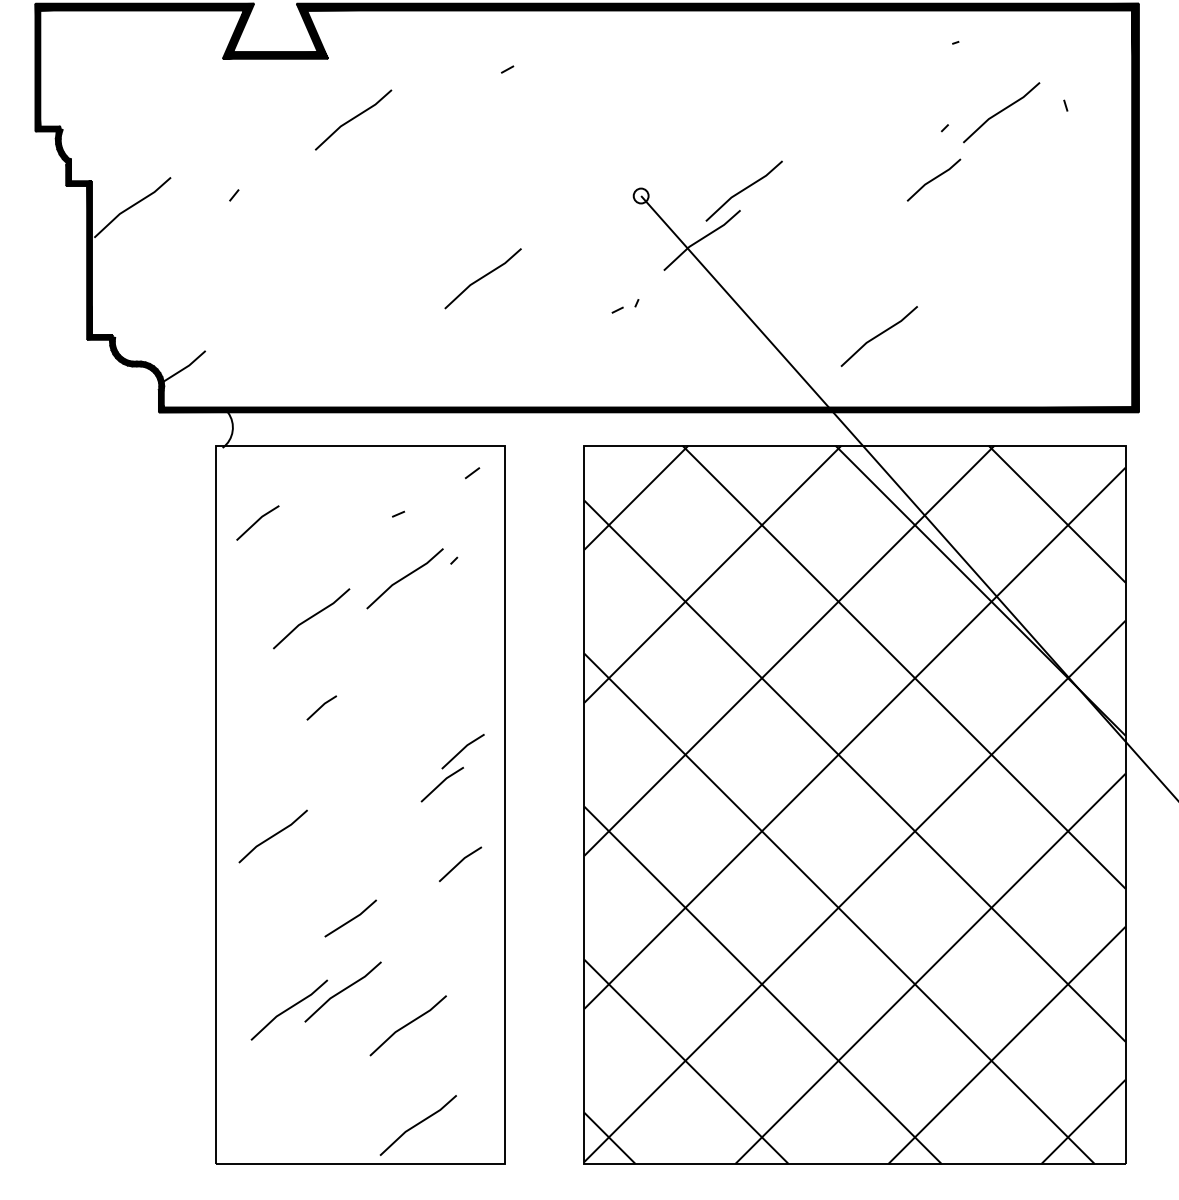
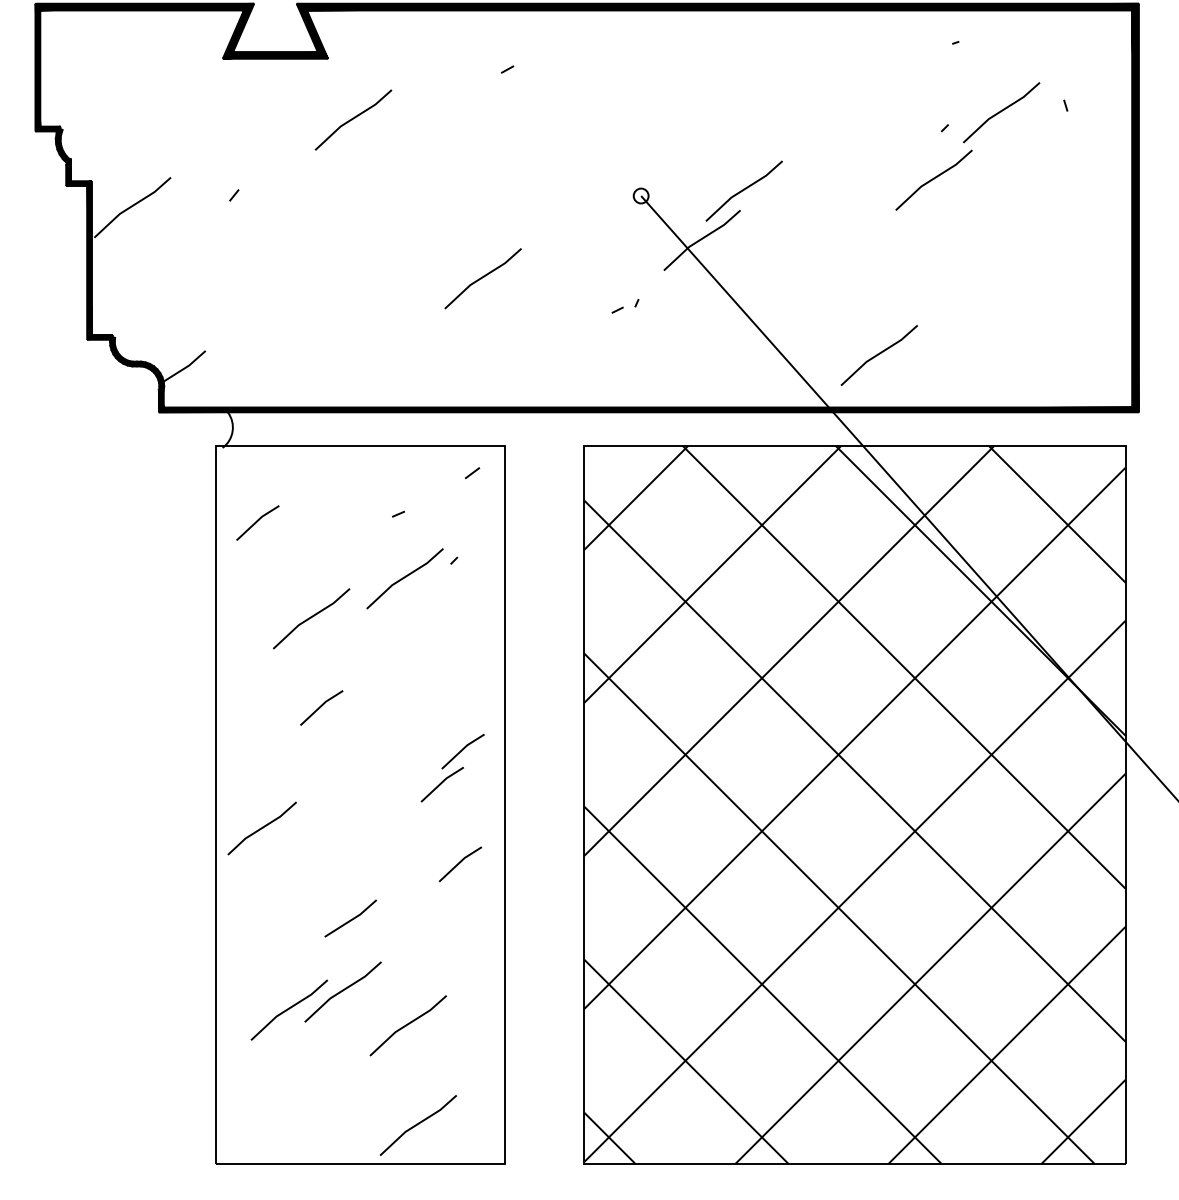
part size: 56x44 px -> 78x62 px (933, 179)
part position: (878, 336) -> (878, 355) (878, 355)
part size: 32x26 px -> 44x36 px (321, 707)
part position: (272, 836) -> (261, 828) (261, 828)
